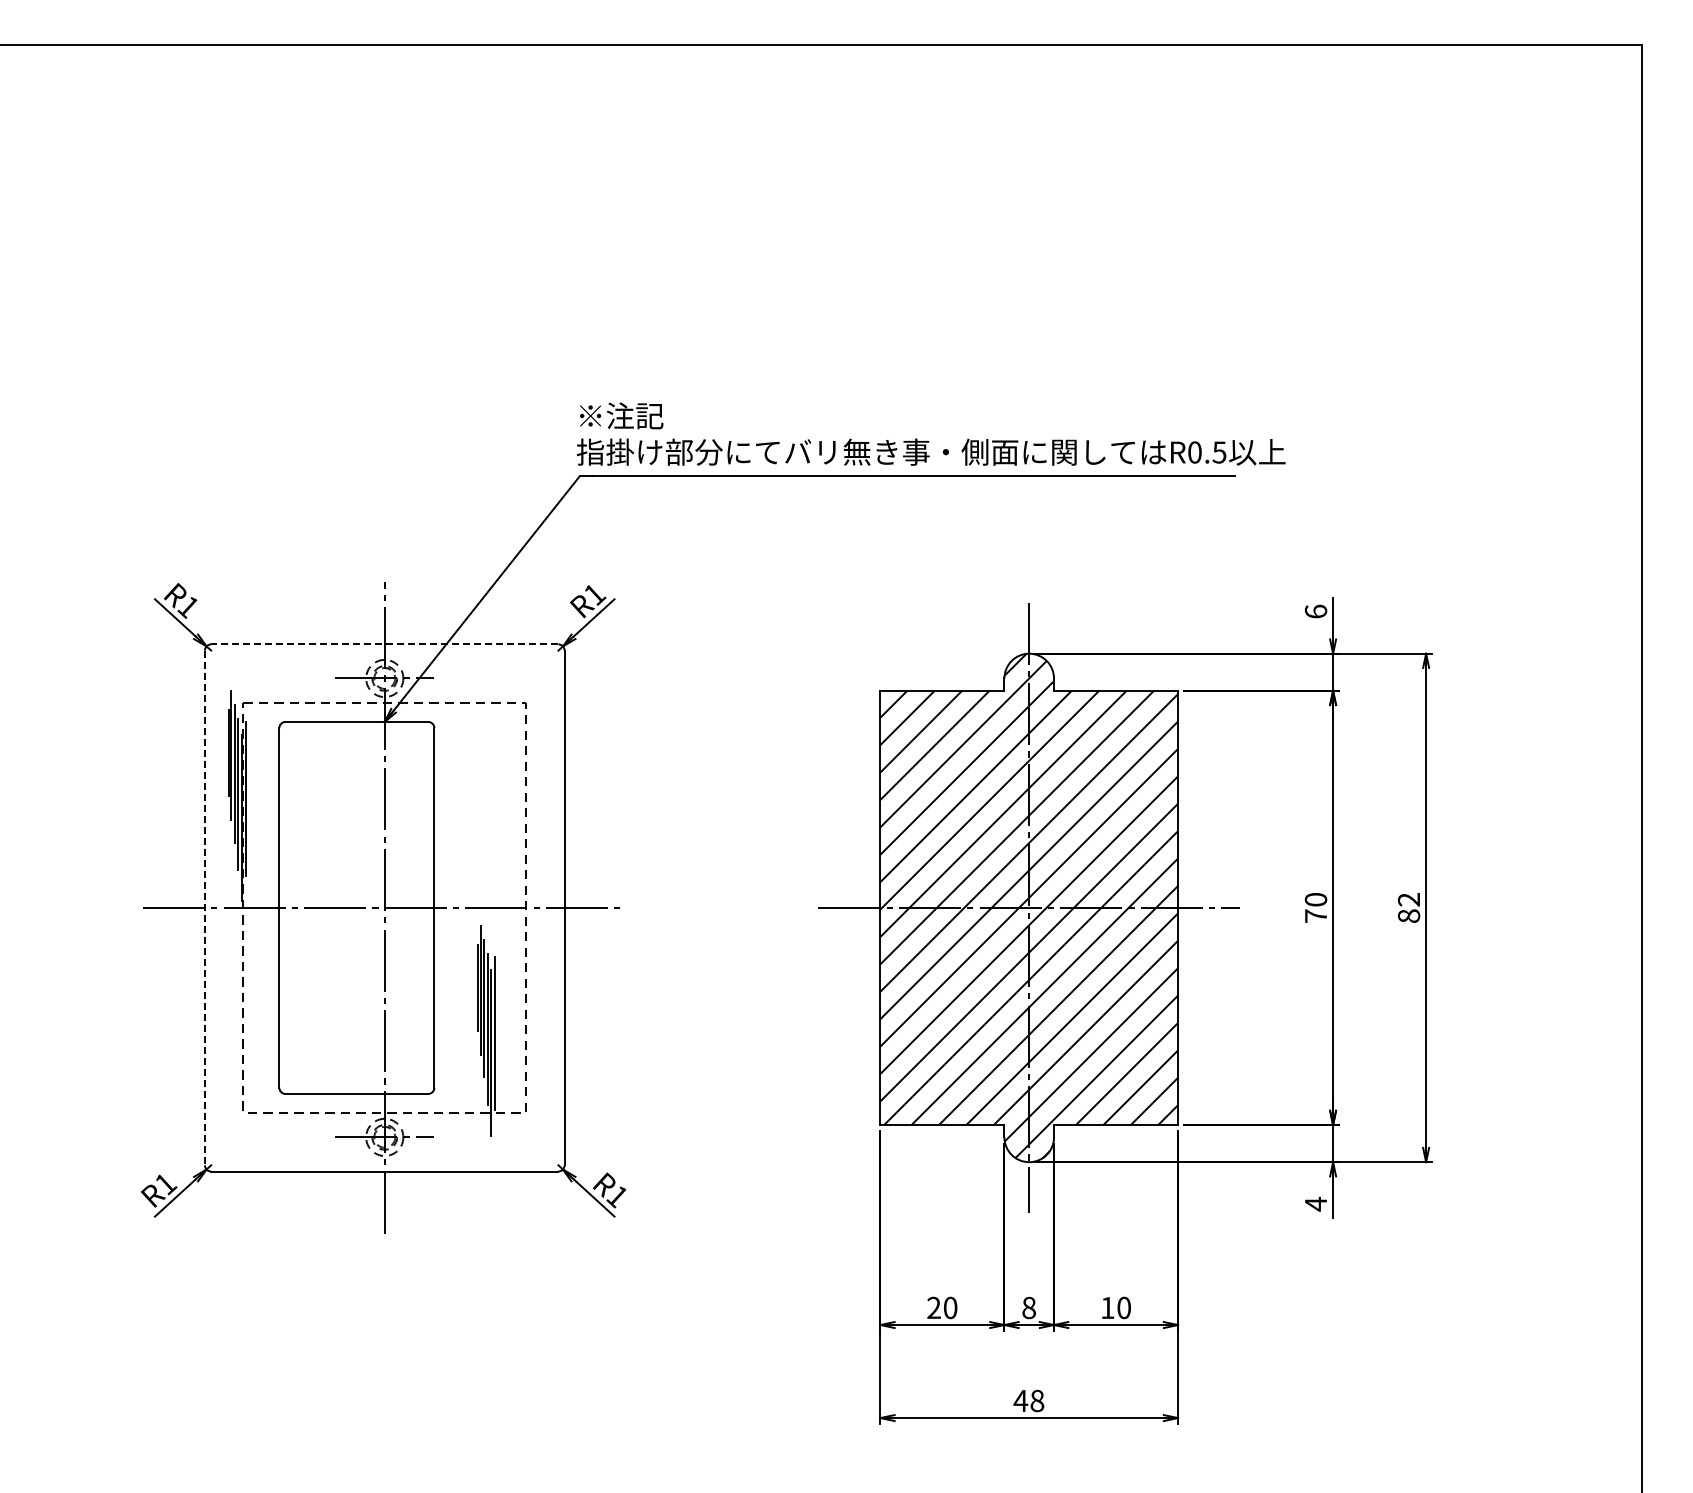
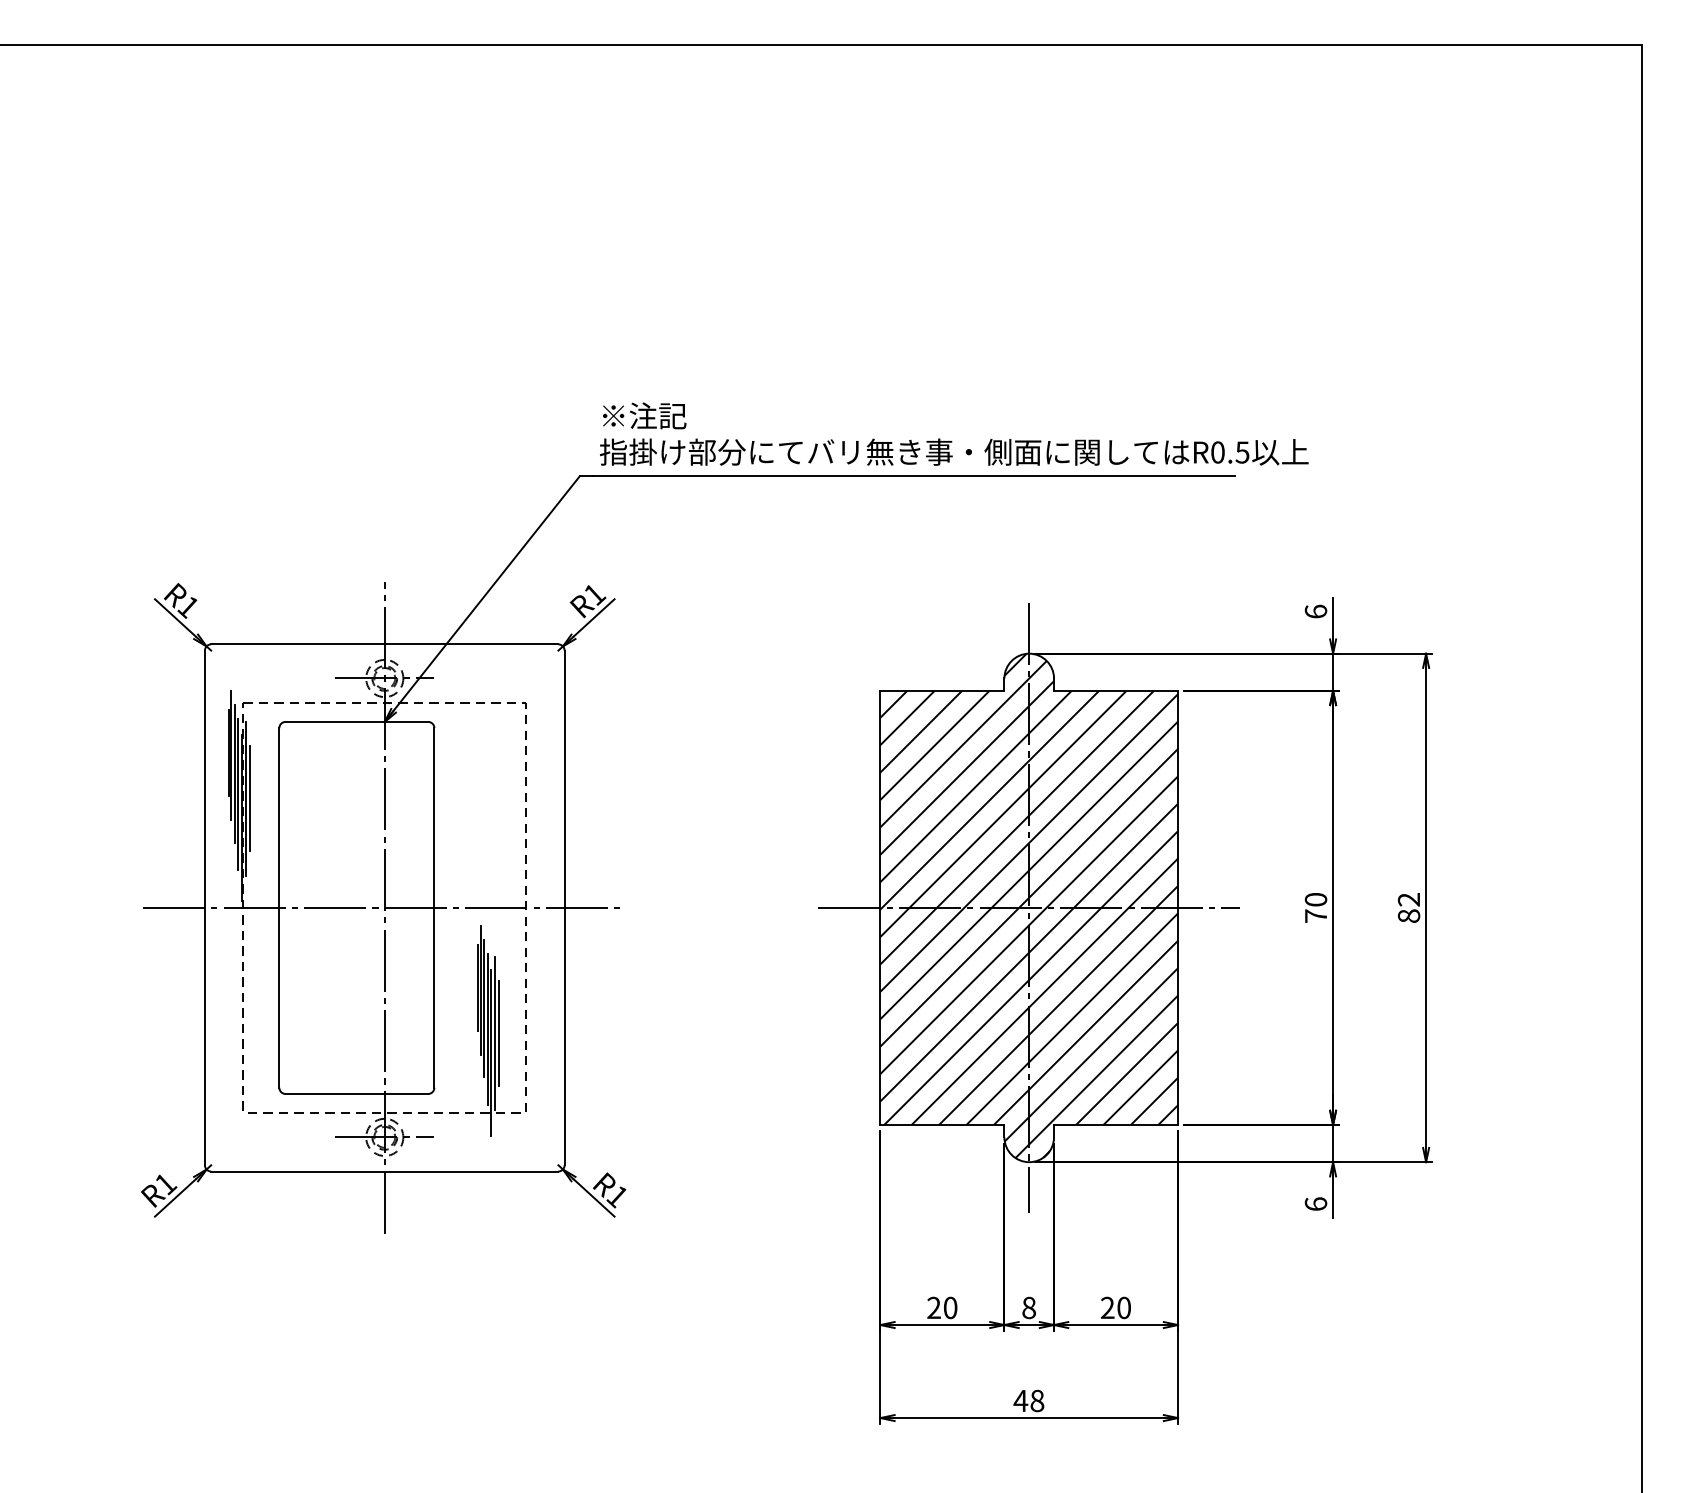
text position: (930, 433) -> (953, 433) (953, 433)
line: dashed -> solid (384, 644)
line: none -> present (249, 798)
line: dashed -> solid (204, 908)
line: none -> present (498, 1032)
text: 4 -> 6 (1315, 1203)
text: 10 -> 20 (1107, 1307)
